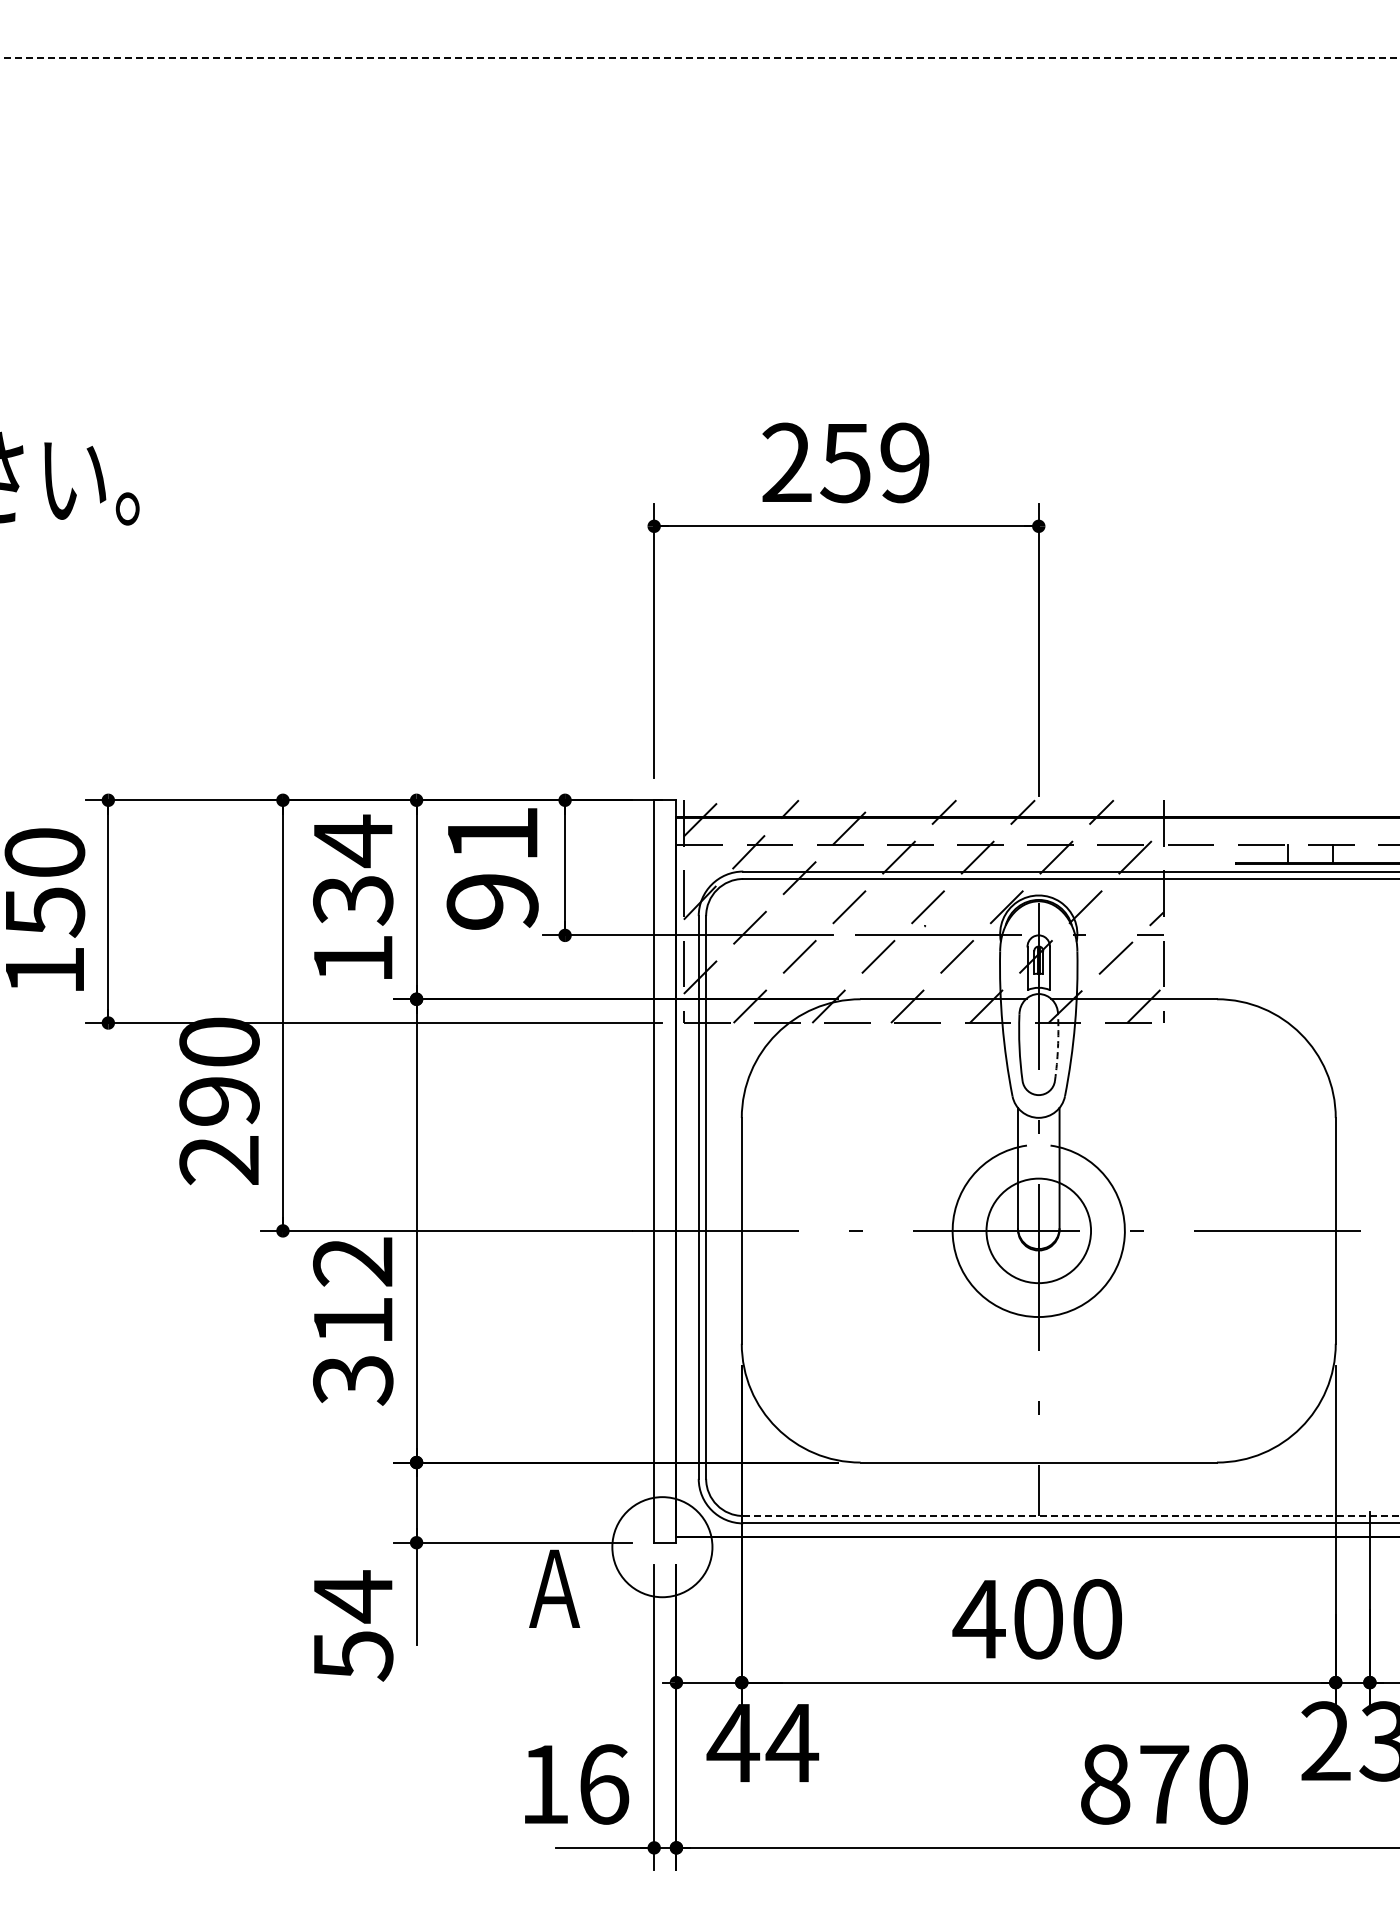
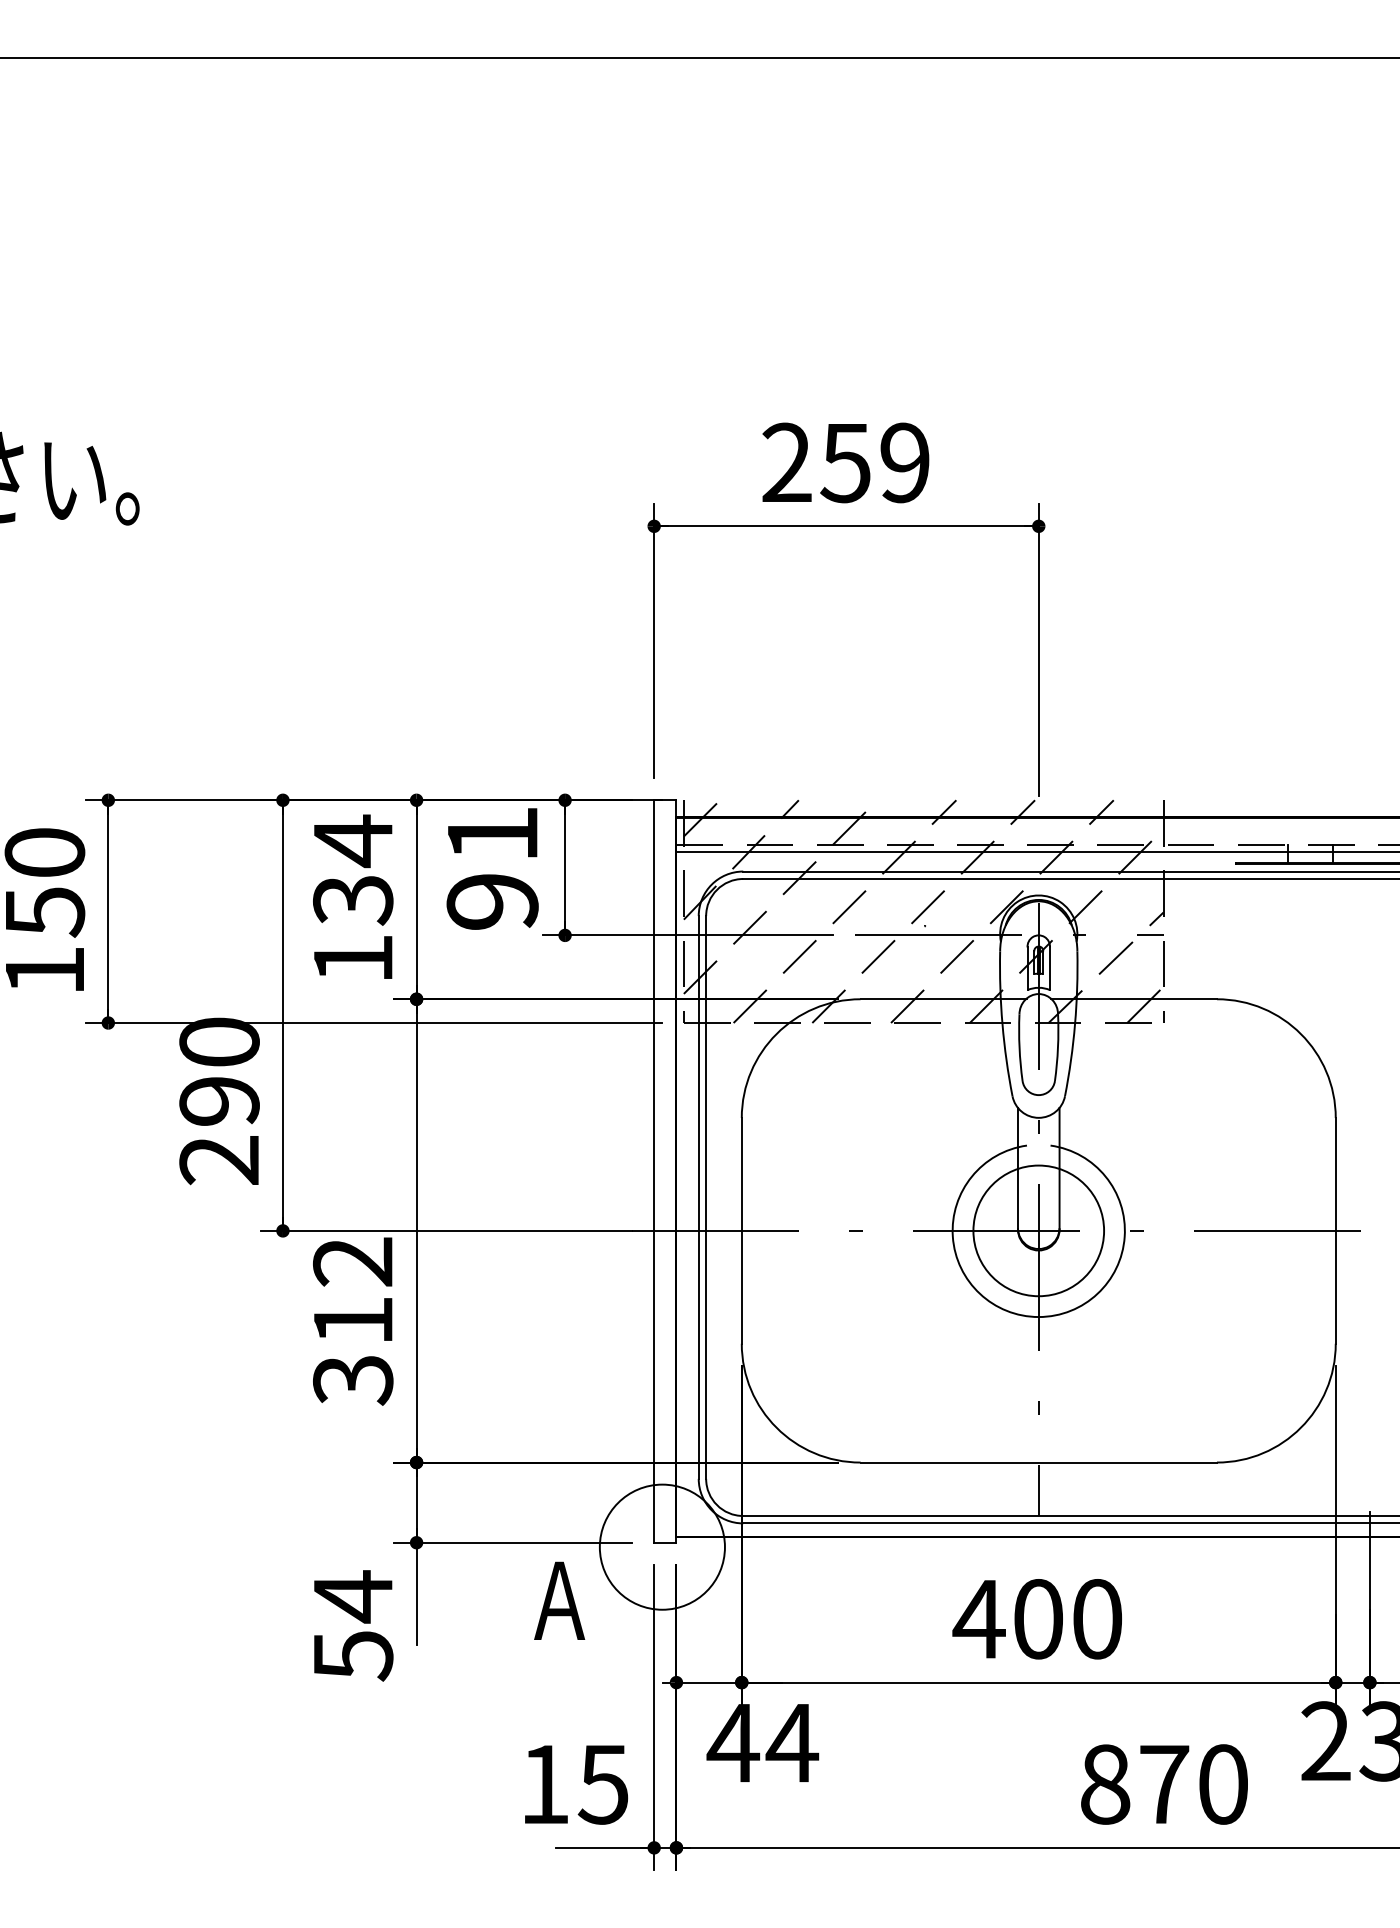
line: dashed -> solid (700, 57)
line: none -> present (1036, 852)
arc: dashed -> solid (1058, 1047)
circle diameter: 105 px -> 131 px (1038, 1230)
line: dashed -> solid (1072, 1516)
circle diameter: 100 px -> 125 px (661, 1546)
text position: (554, 1588) -> (559, 1600) (559, 1600)
text: 16 -> 15 (603, 1784)
